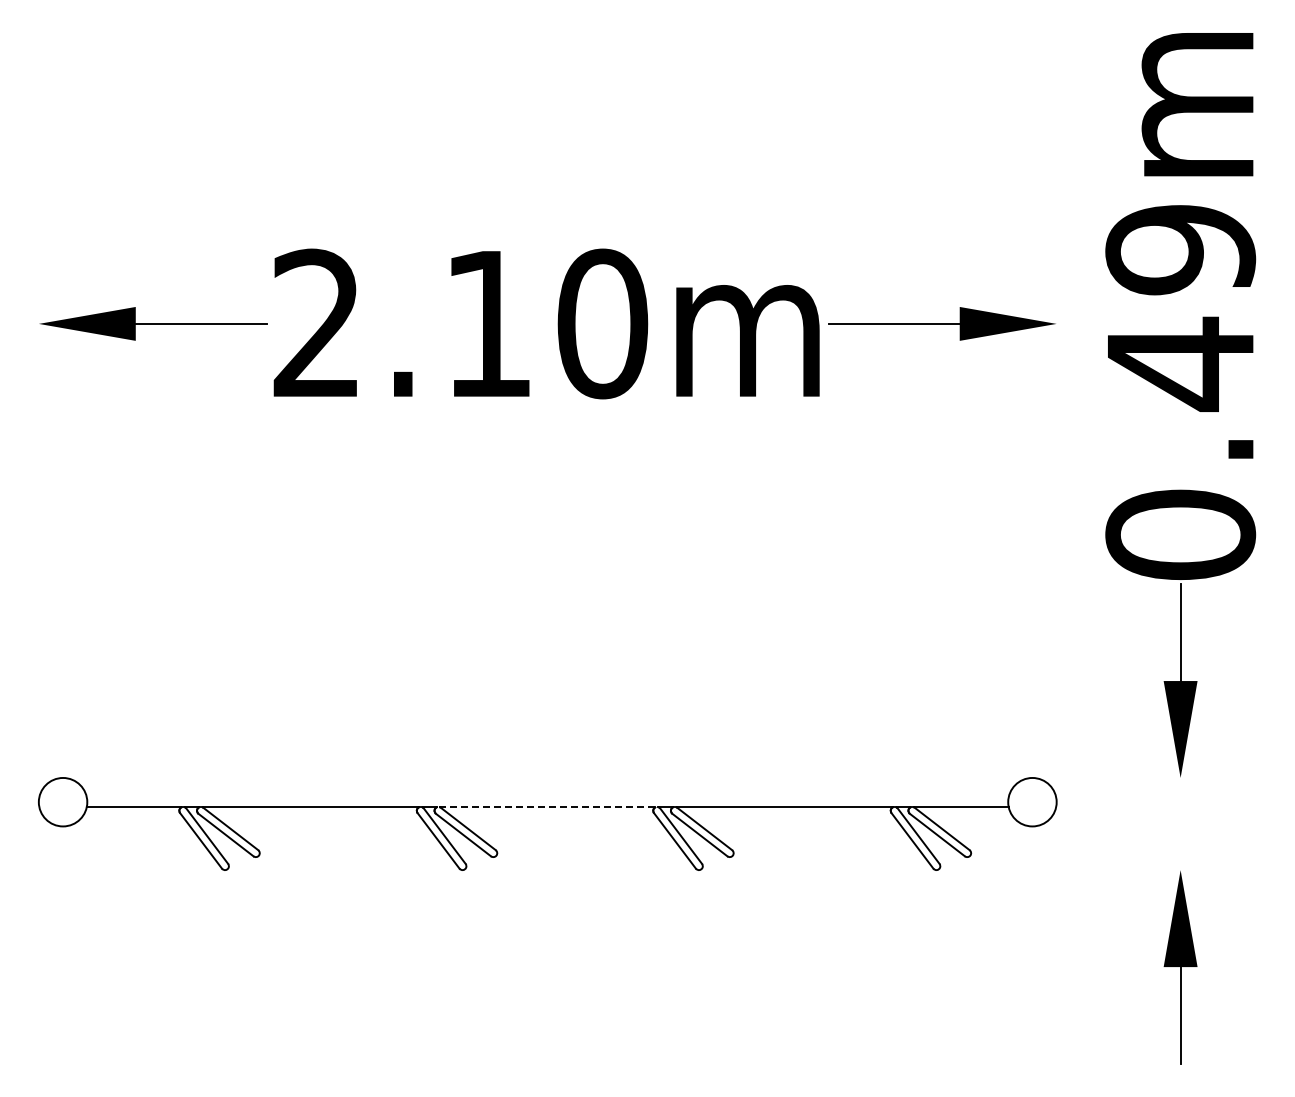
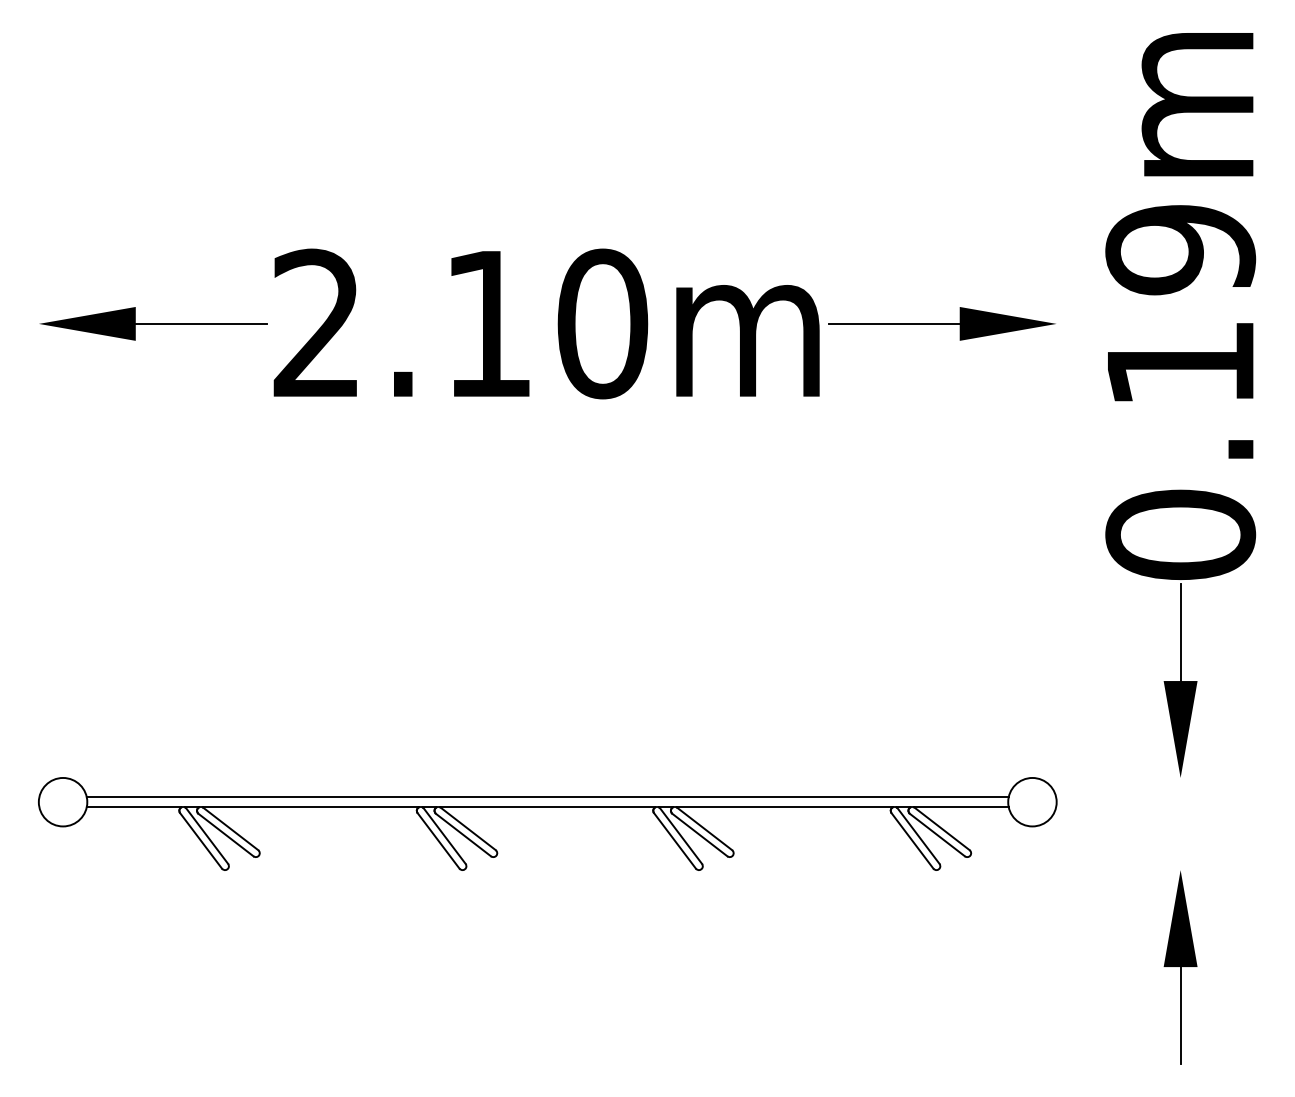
text: 0.49m -> 0.19m (1180, 364)
line: none -> present (547, 797)
line: dashed -> solid (548, 807)
